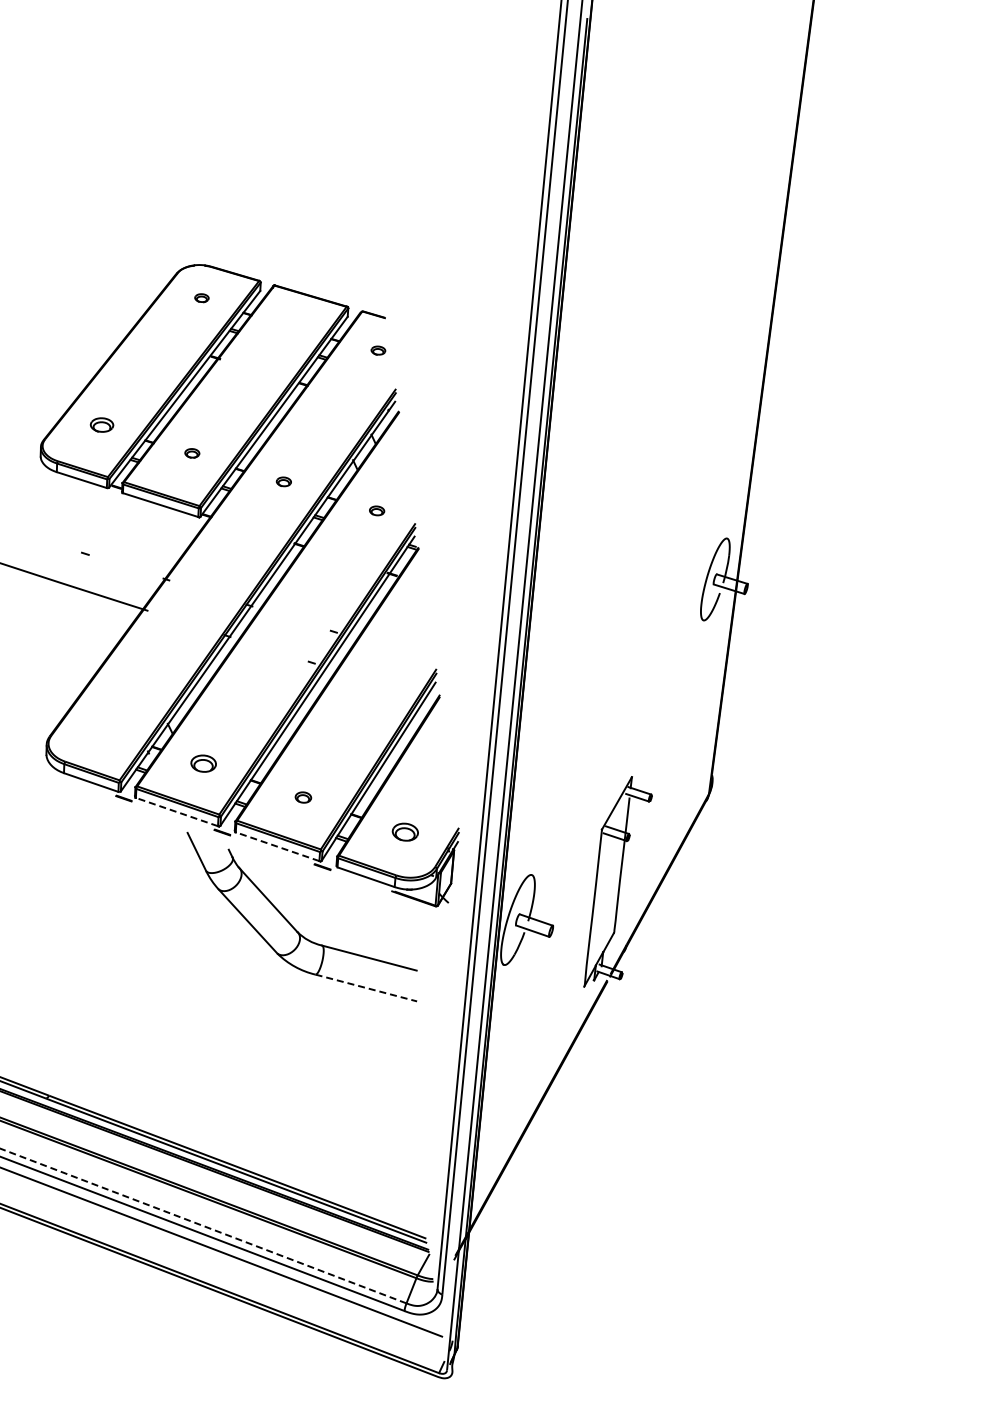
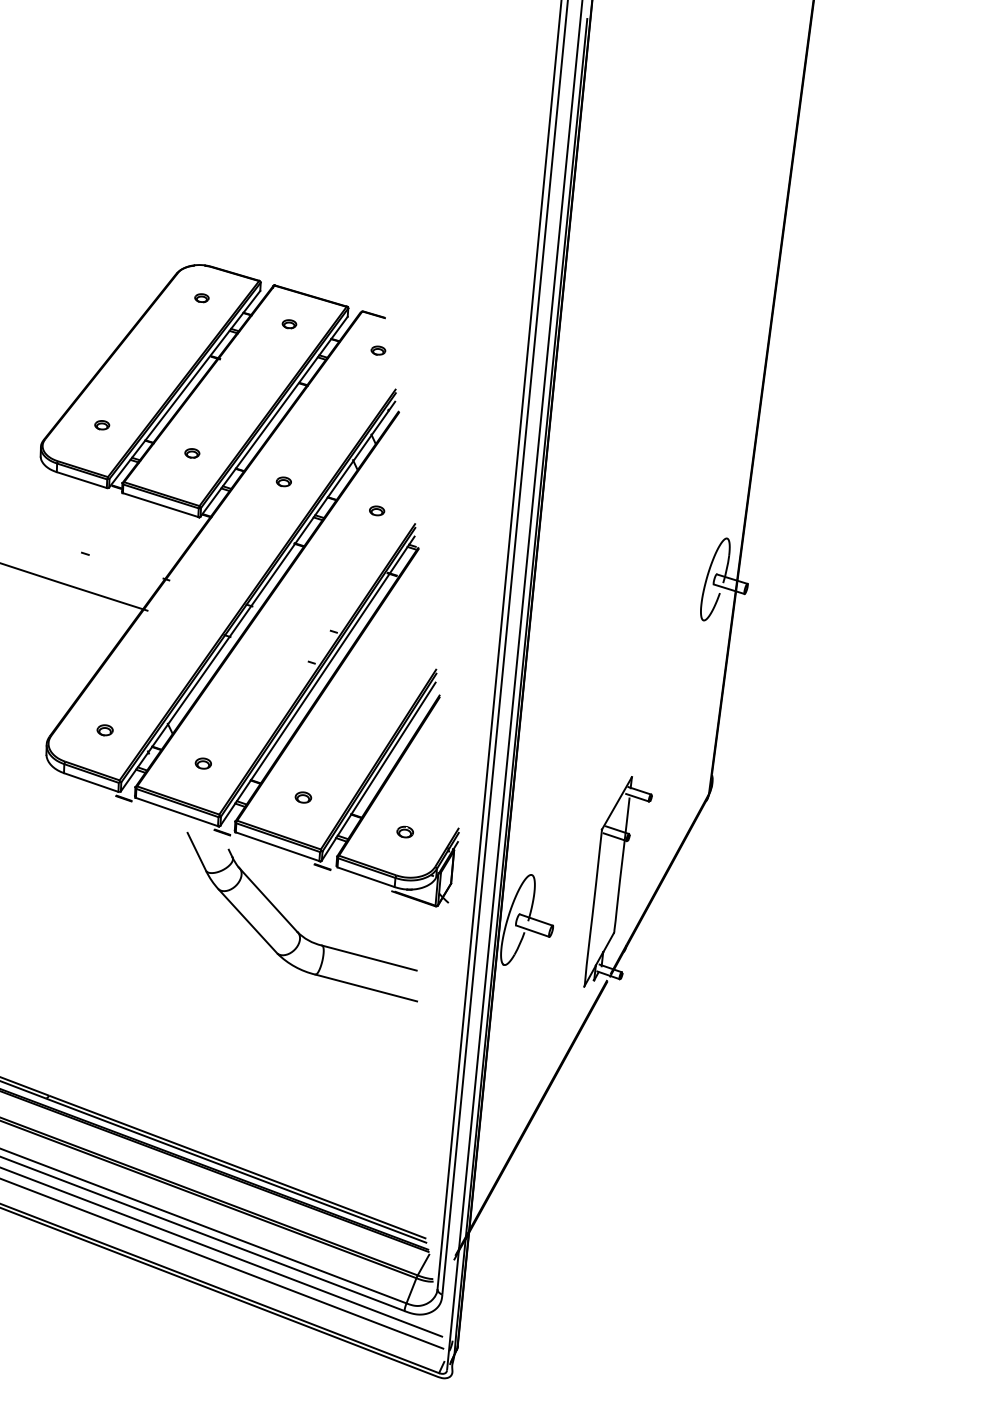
part: none -> present (289, 324)
part size: 26x16 px -> 17x11 px (102, 425)
part: none -> present (104, 730)
part size: 27x19 px -> 18x13 px (202, 763)
line: dashed -> solid (176, 811)
part size: 28x20 px -> 18x14 px (404, 831)
line: dashed -> solid (277, 846)
line: dashed -> solid (366, 988)
line: dashed -> solid (202, 1225)
line: none -> present (222, 1263)
